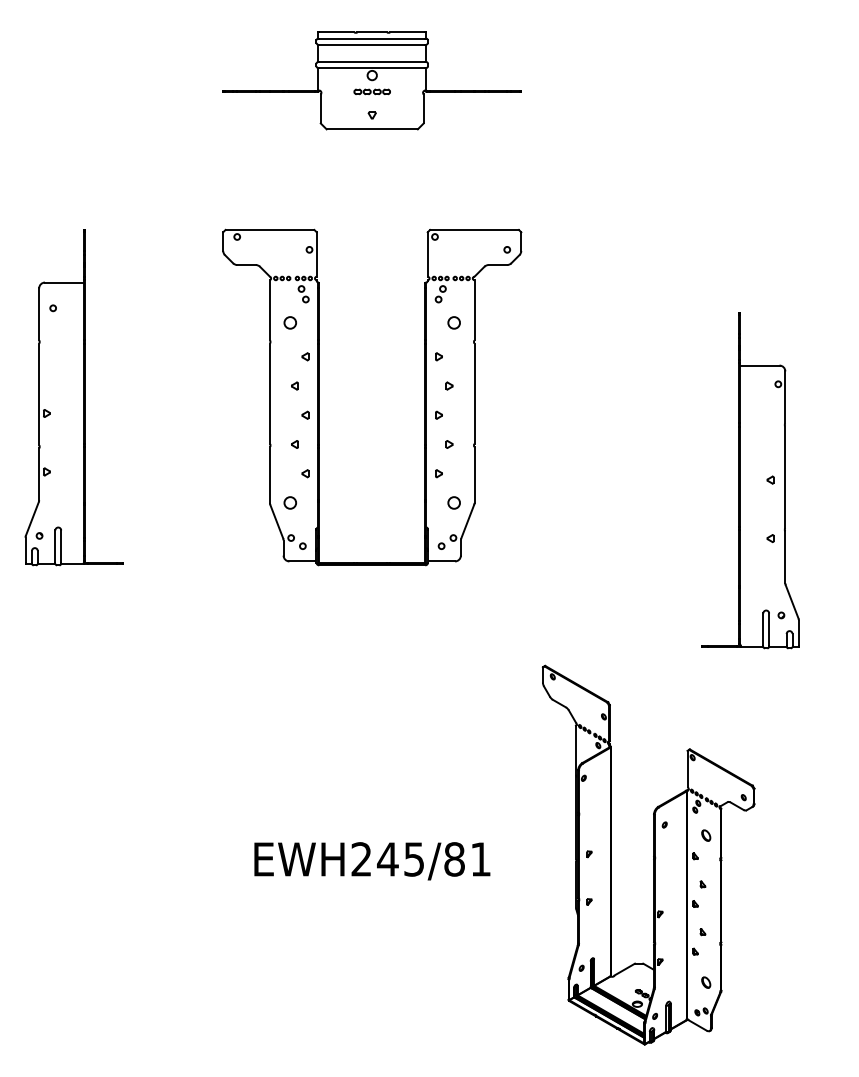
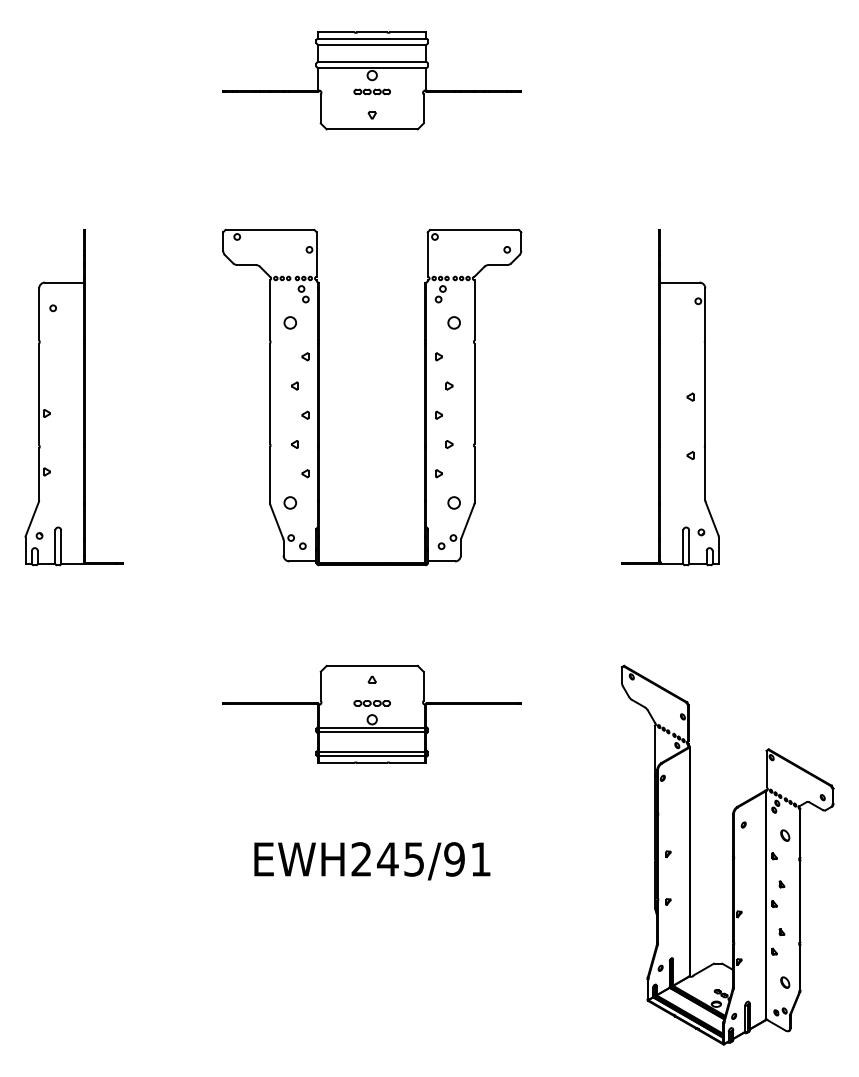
part position: (750, 480) -> (670, 397) (670, 397)
part: none -> present (371, 713)
part position: (648, 854) -> (727, 854) (727, 854)
text: EWH245/81 -> EWH245/91 (454, 859)
